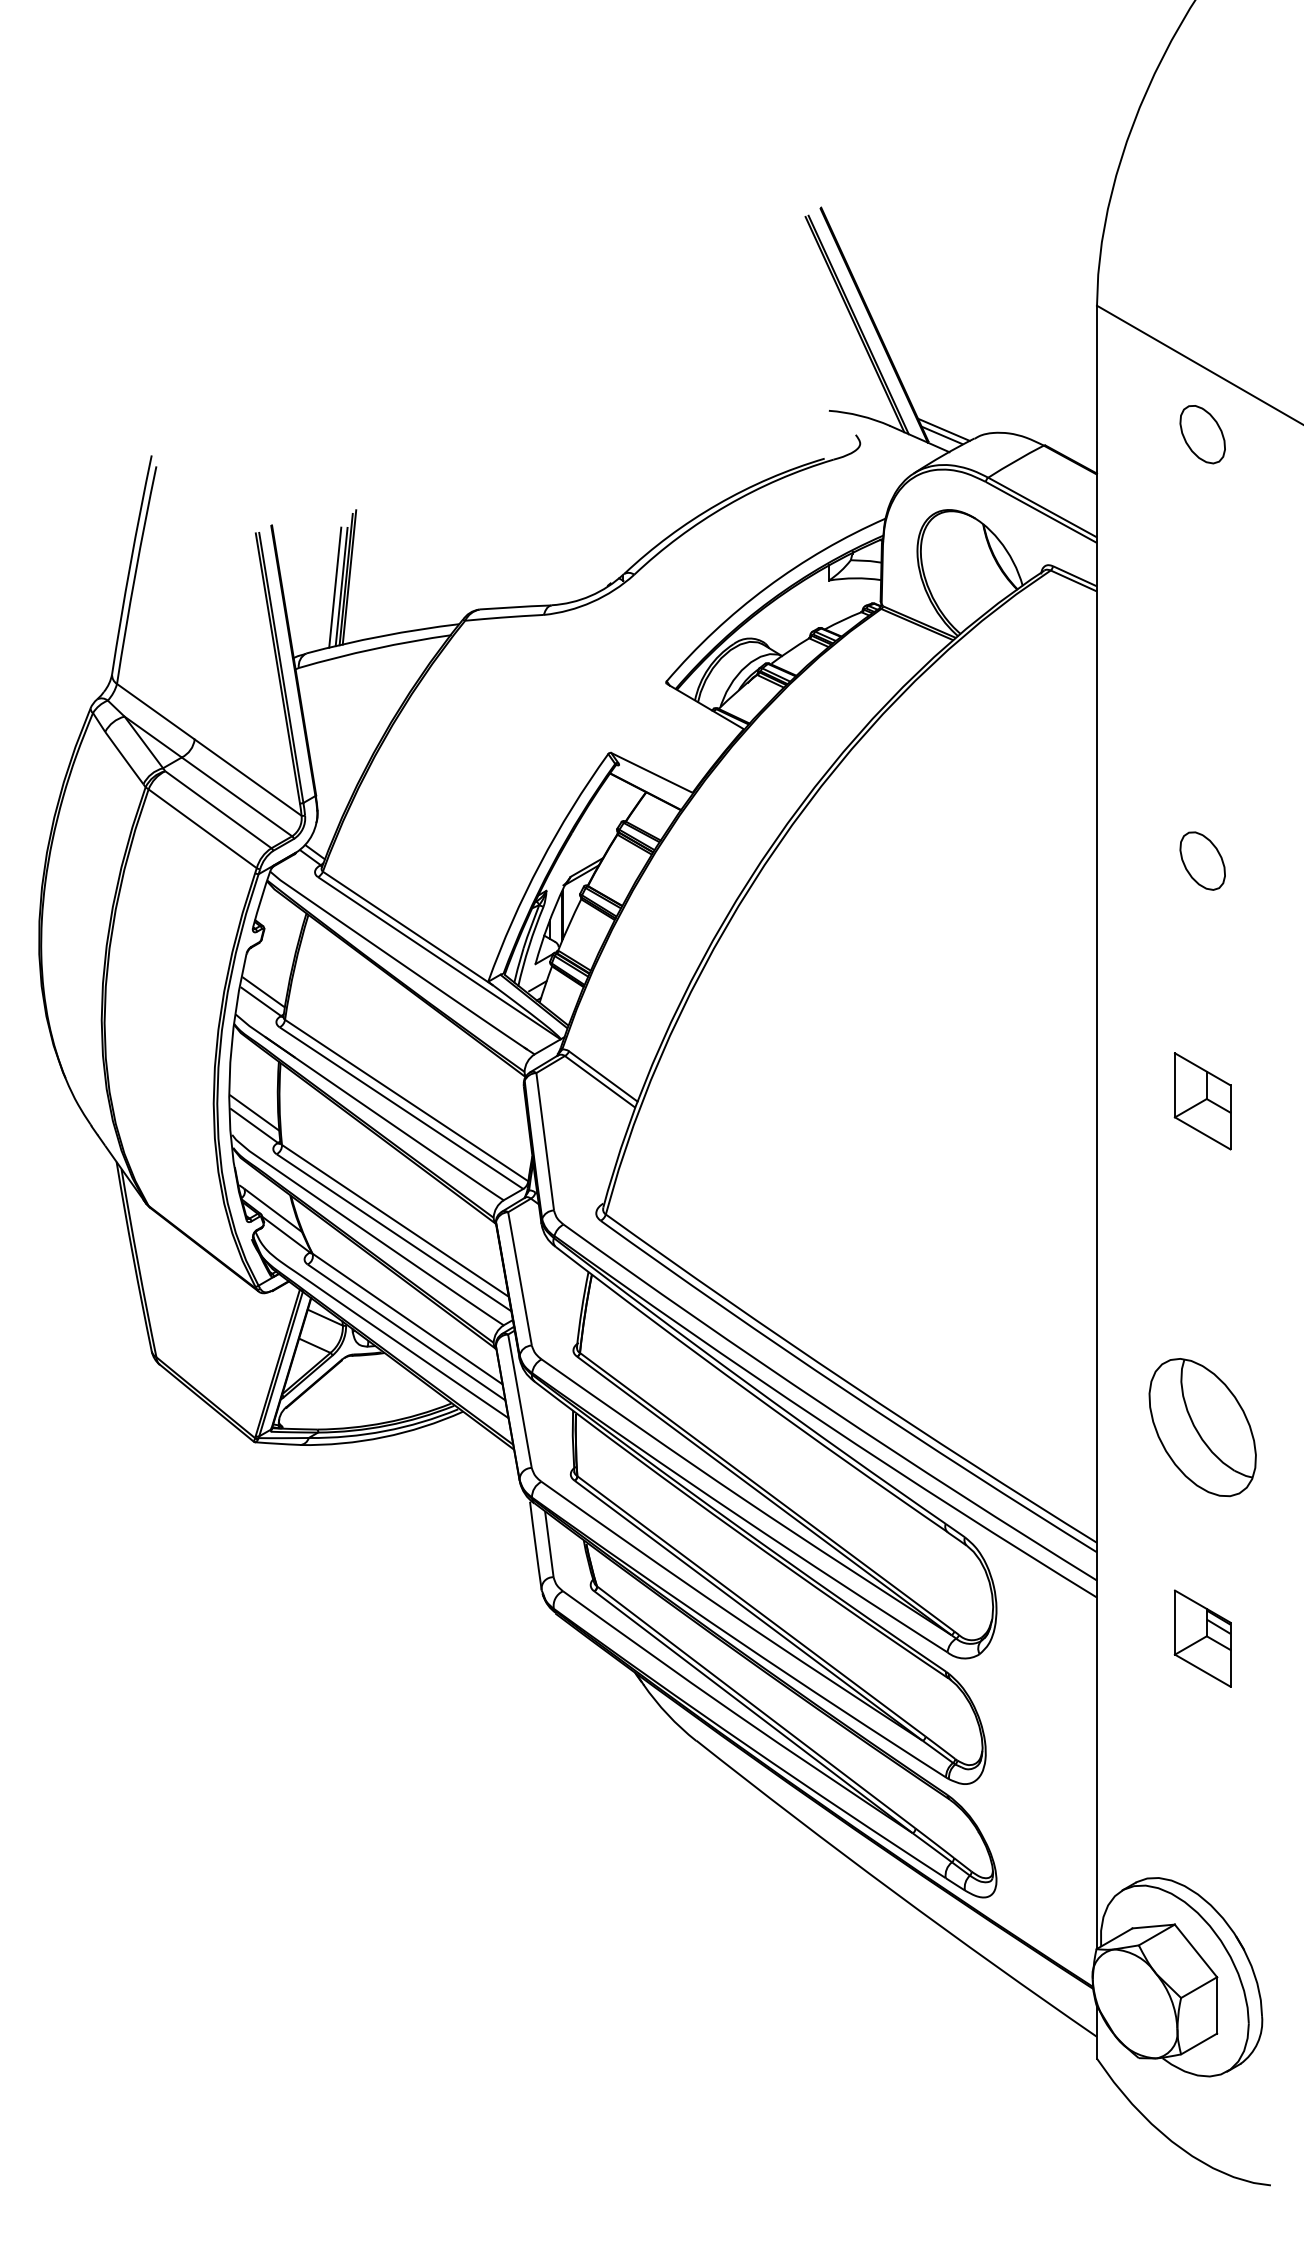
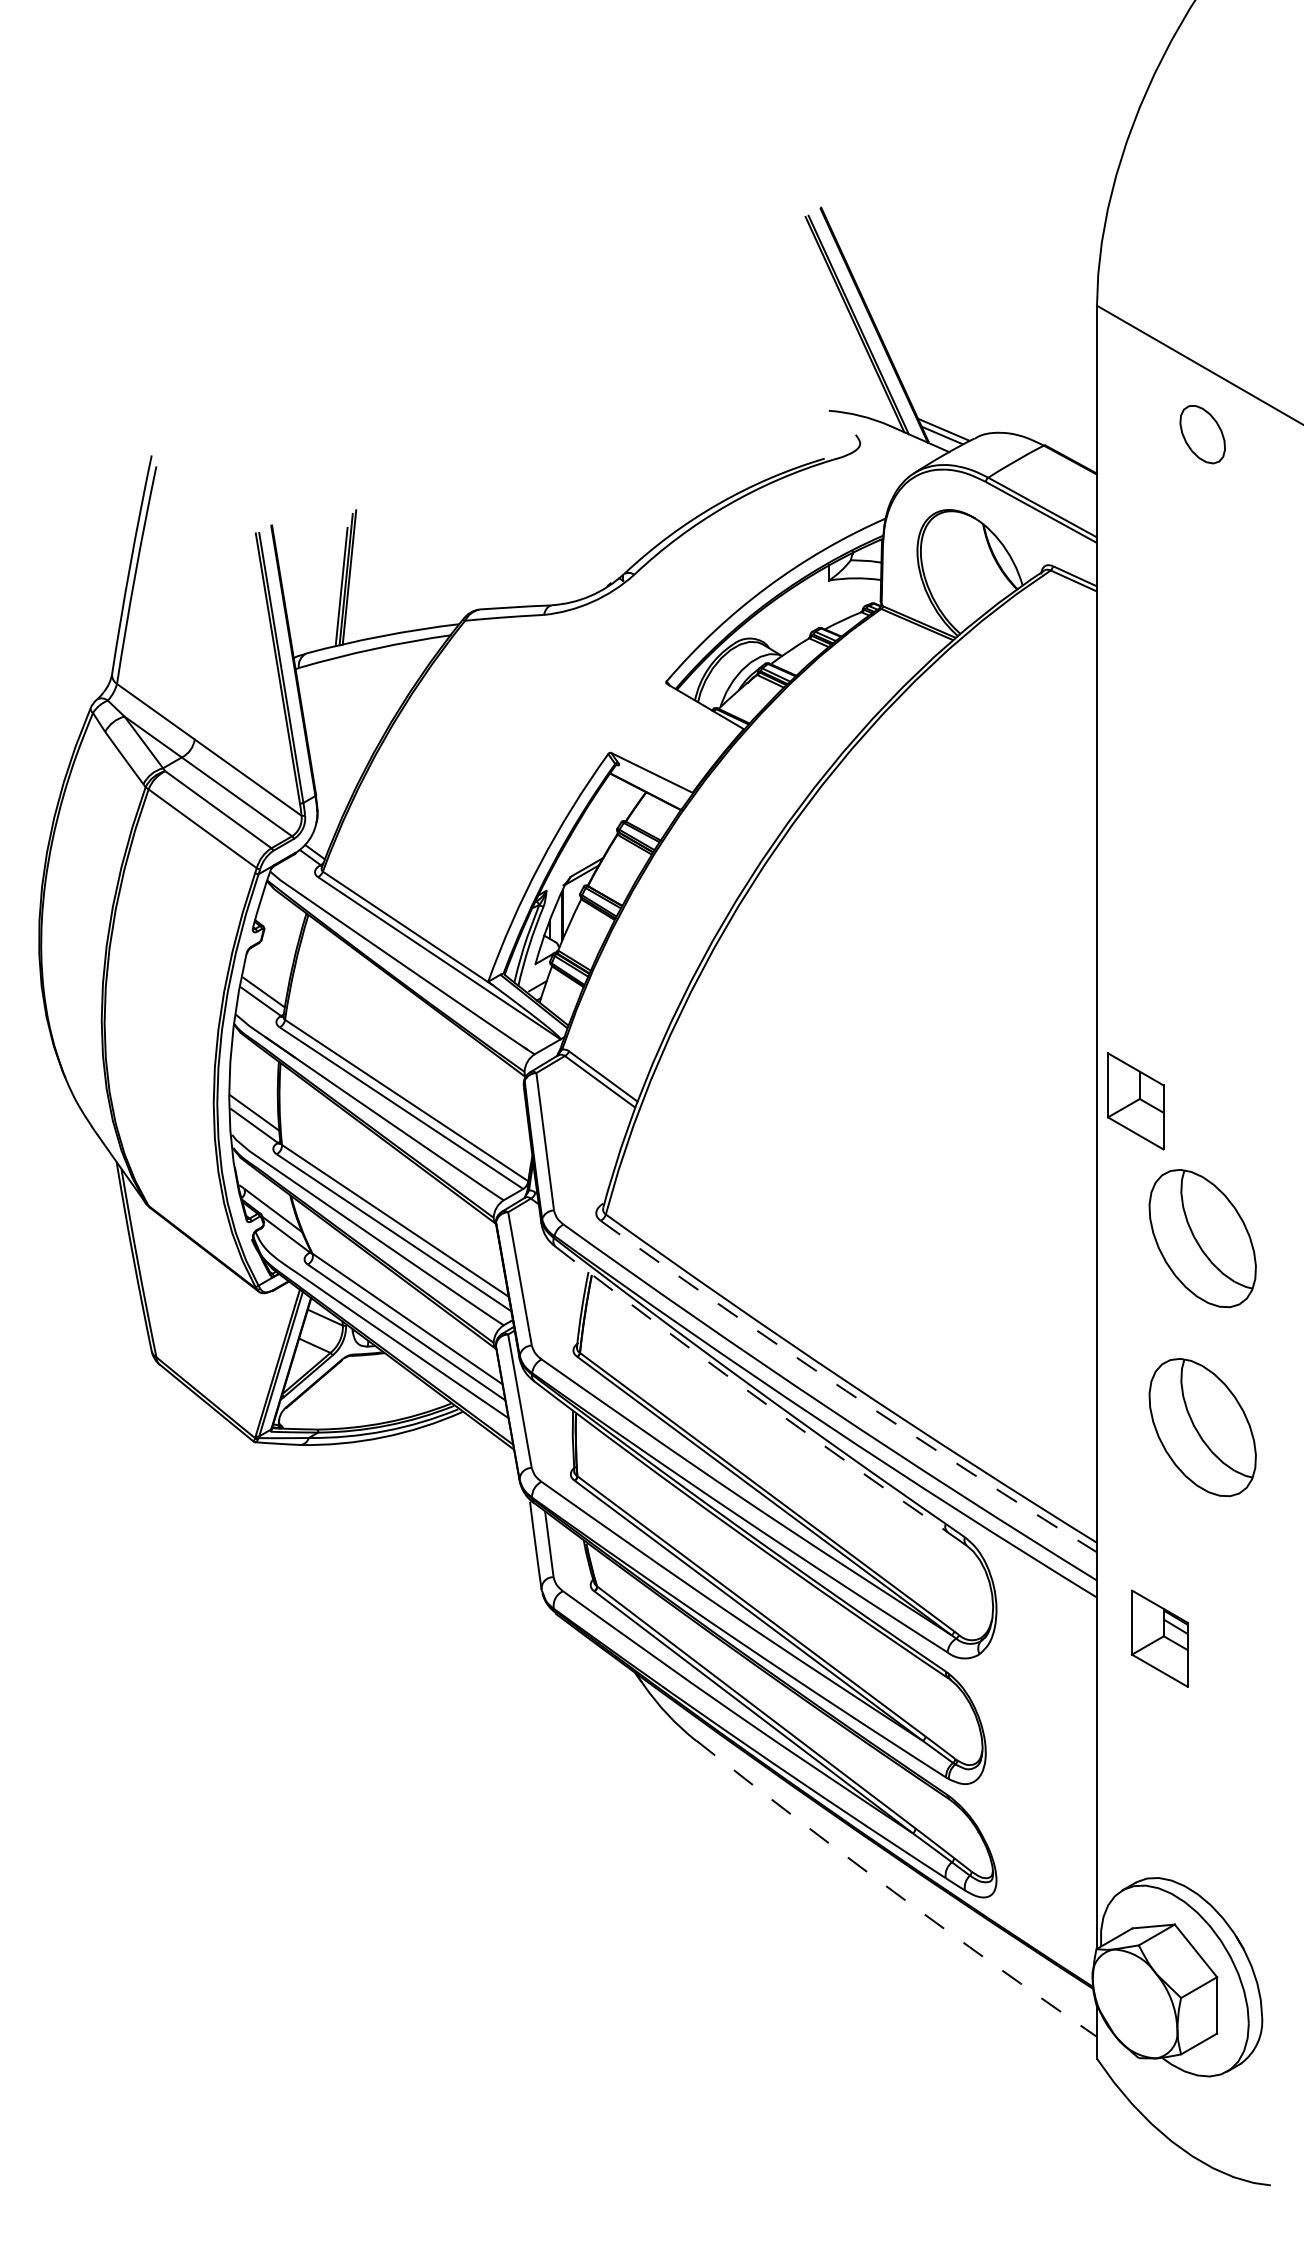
line: present -> none (335, 587)
part: present -> none (1202, 860)
part position: (1202, 1101) -> (1135, 1101) (1135, 1101)
part: none -> present (1202, 1238)
arc: solid -> dashed (846, 1390)
arc: solid -> dashed (749, 1392)
part position: (1202, 1638) -> (1159, 1638) (1159, 1638)
arc: solid -> dashed (894, 1892)
